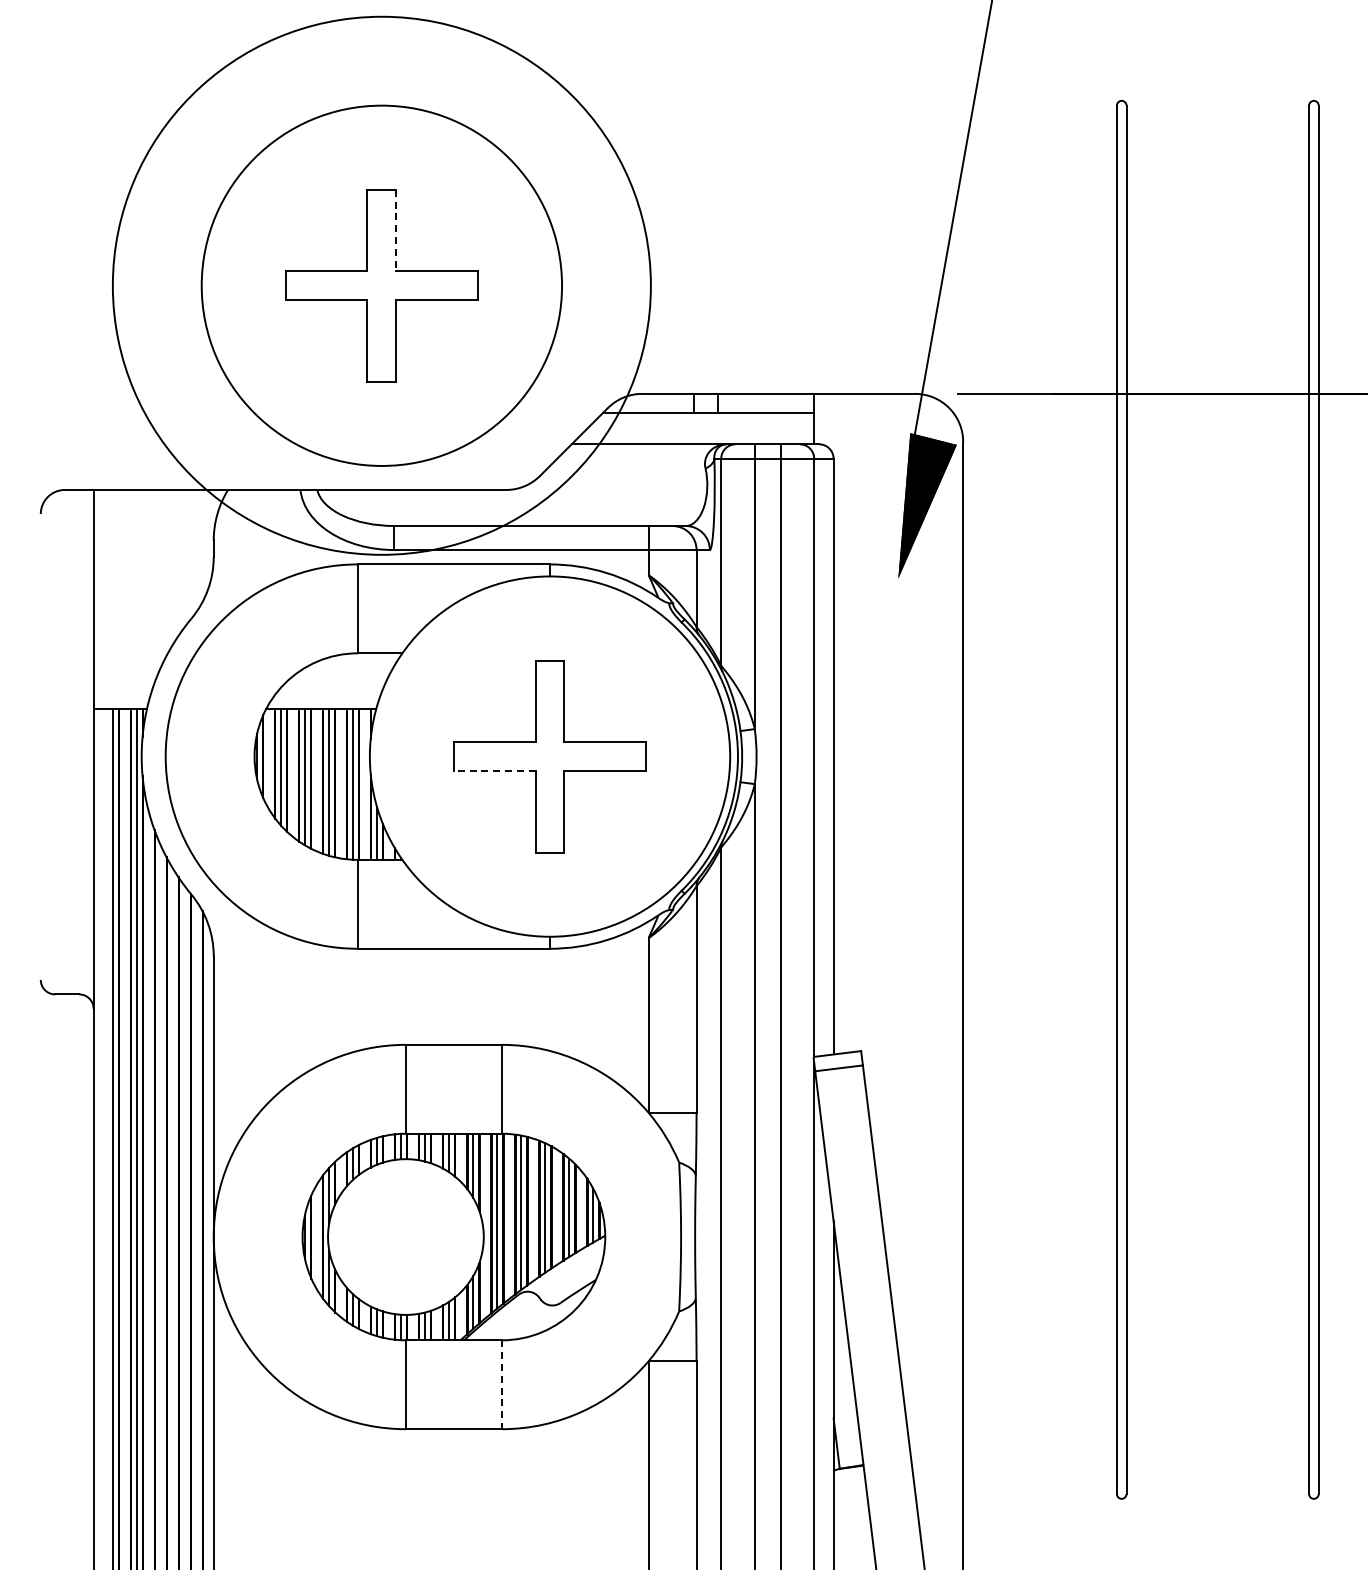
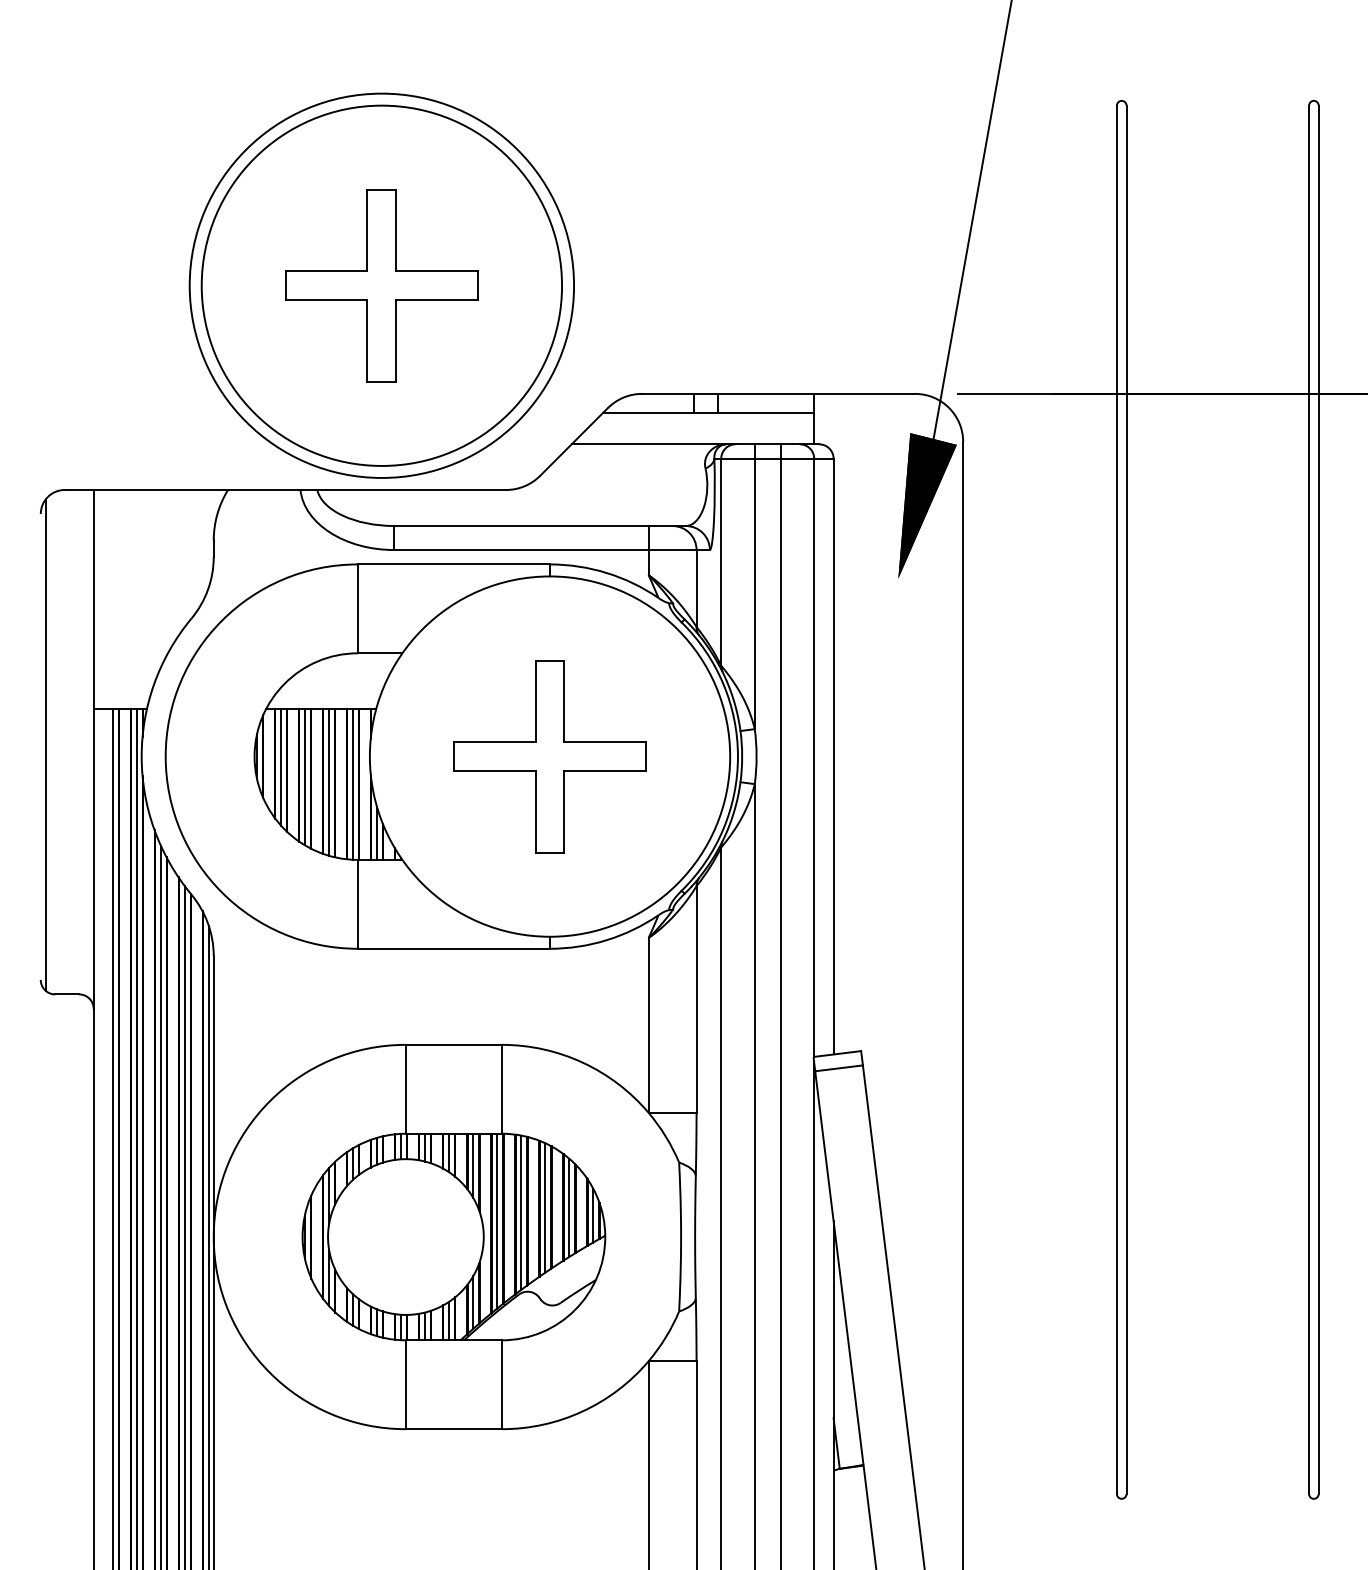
line position: (952, 218) -> (972, 220) (972, 220)
line: dashed -> solid (396, 230)
circle diameter: 538 px -> 384 px (381, 285)
line: none -> present (45, 744)
line: dashed -> solid (494, 771)
line: none -> present (160, 1205)
line: none -> present (184, 1226)
line: none -> present (208, 1246)
line: dashed -> solid (501, 1385)
